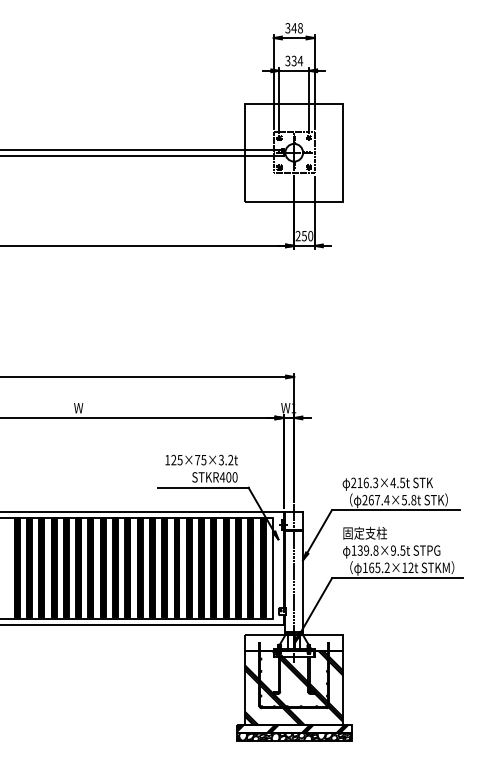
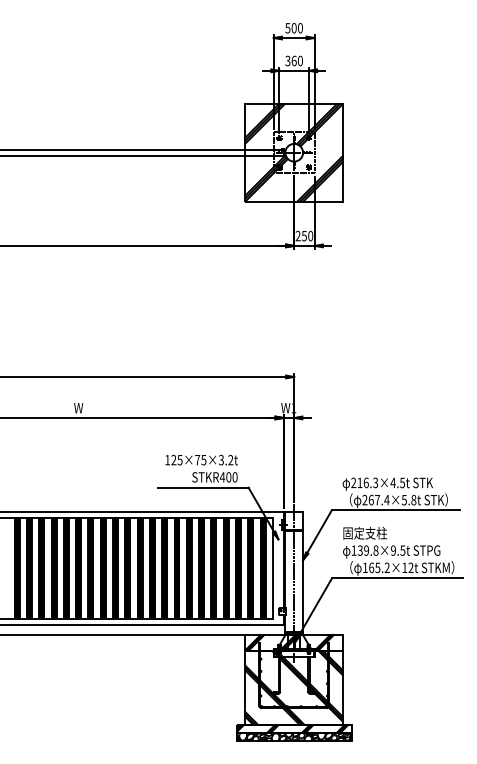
text: 348 -> 500 (293, 28)
text: 334 -> 360 (297, 60)
hatch: none -> present (294, 152)
line: none -> present (123, 634)
hatch: none -> present (289, 642)
